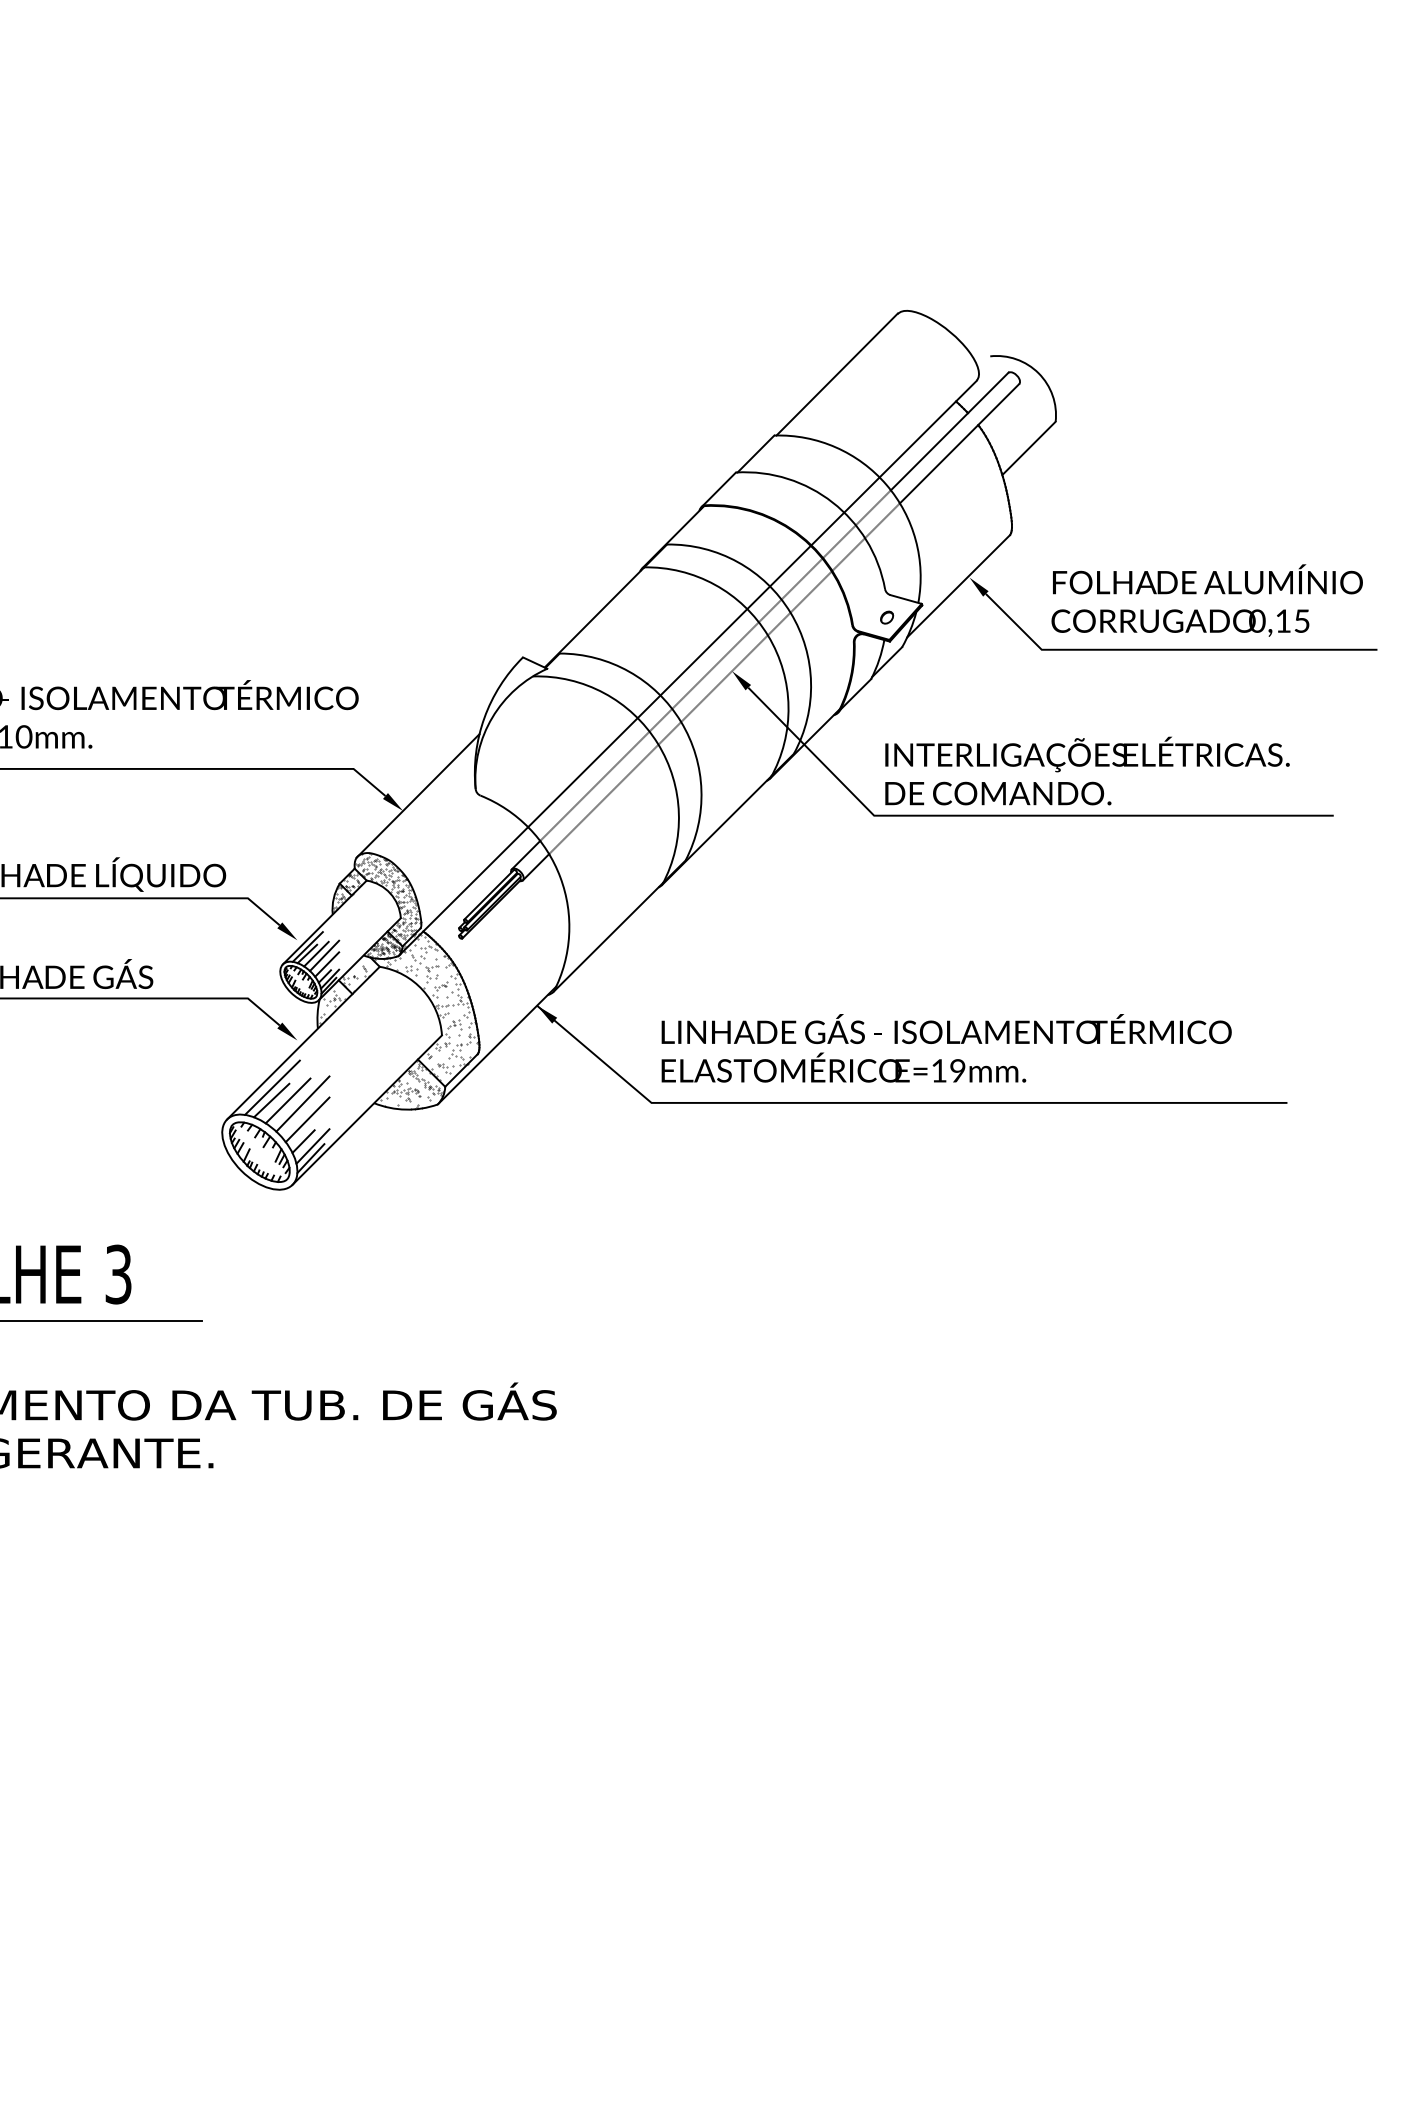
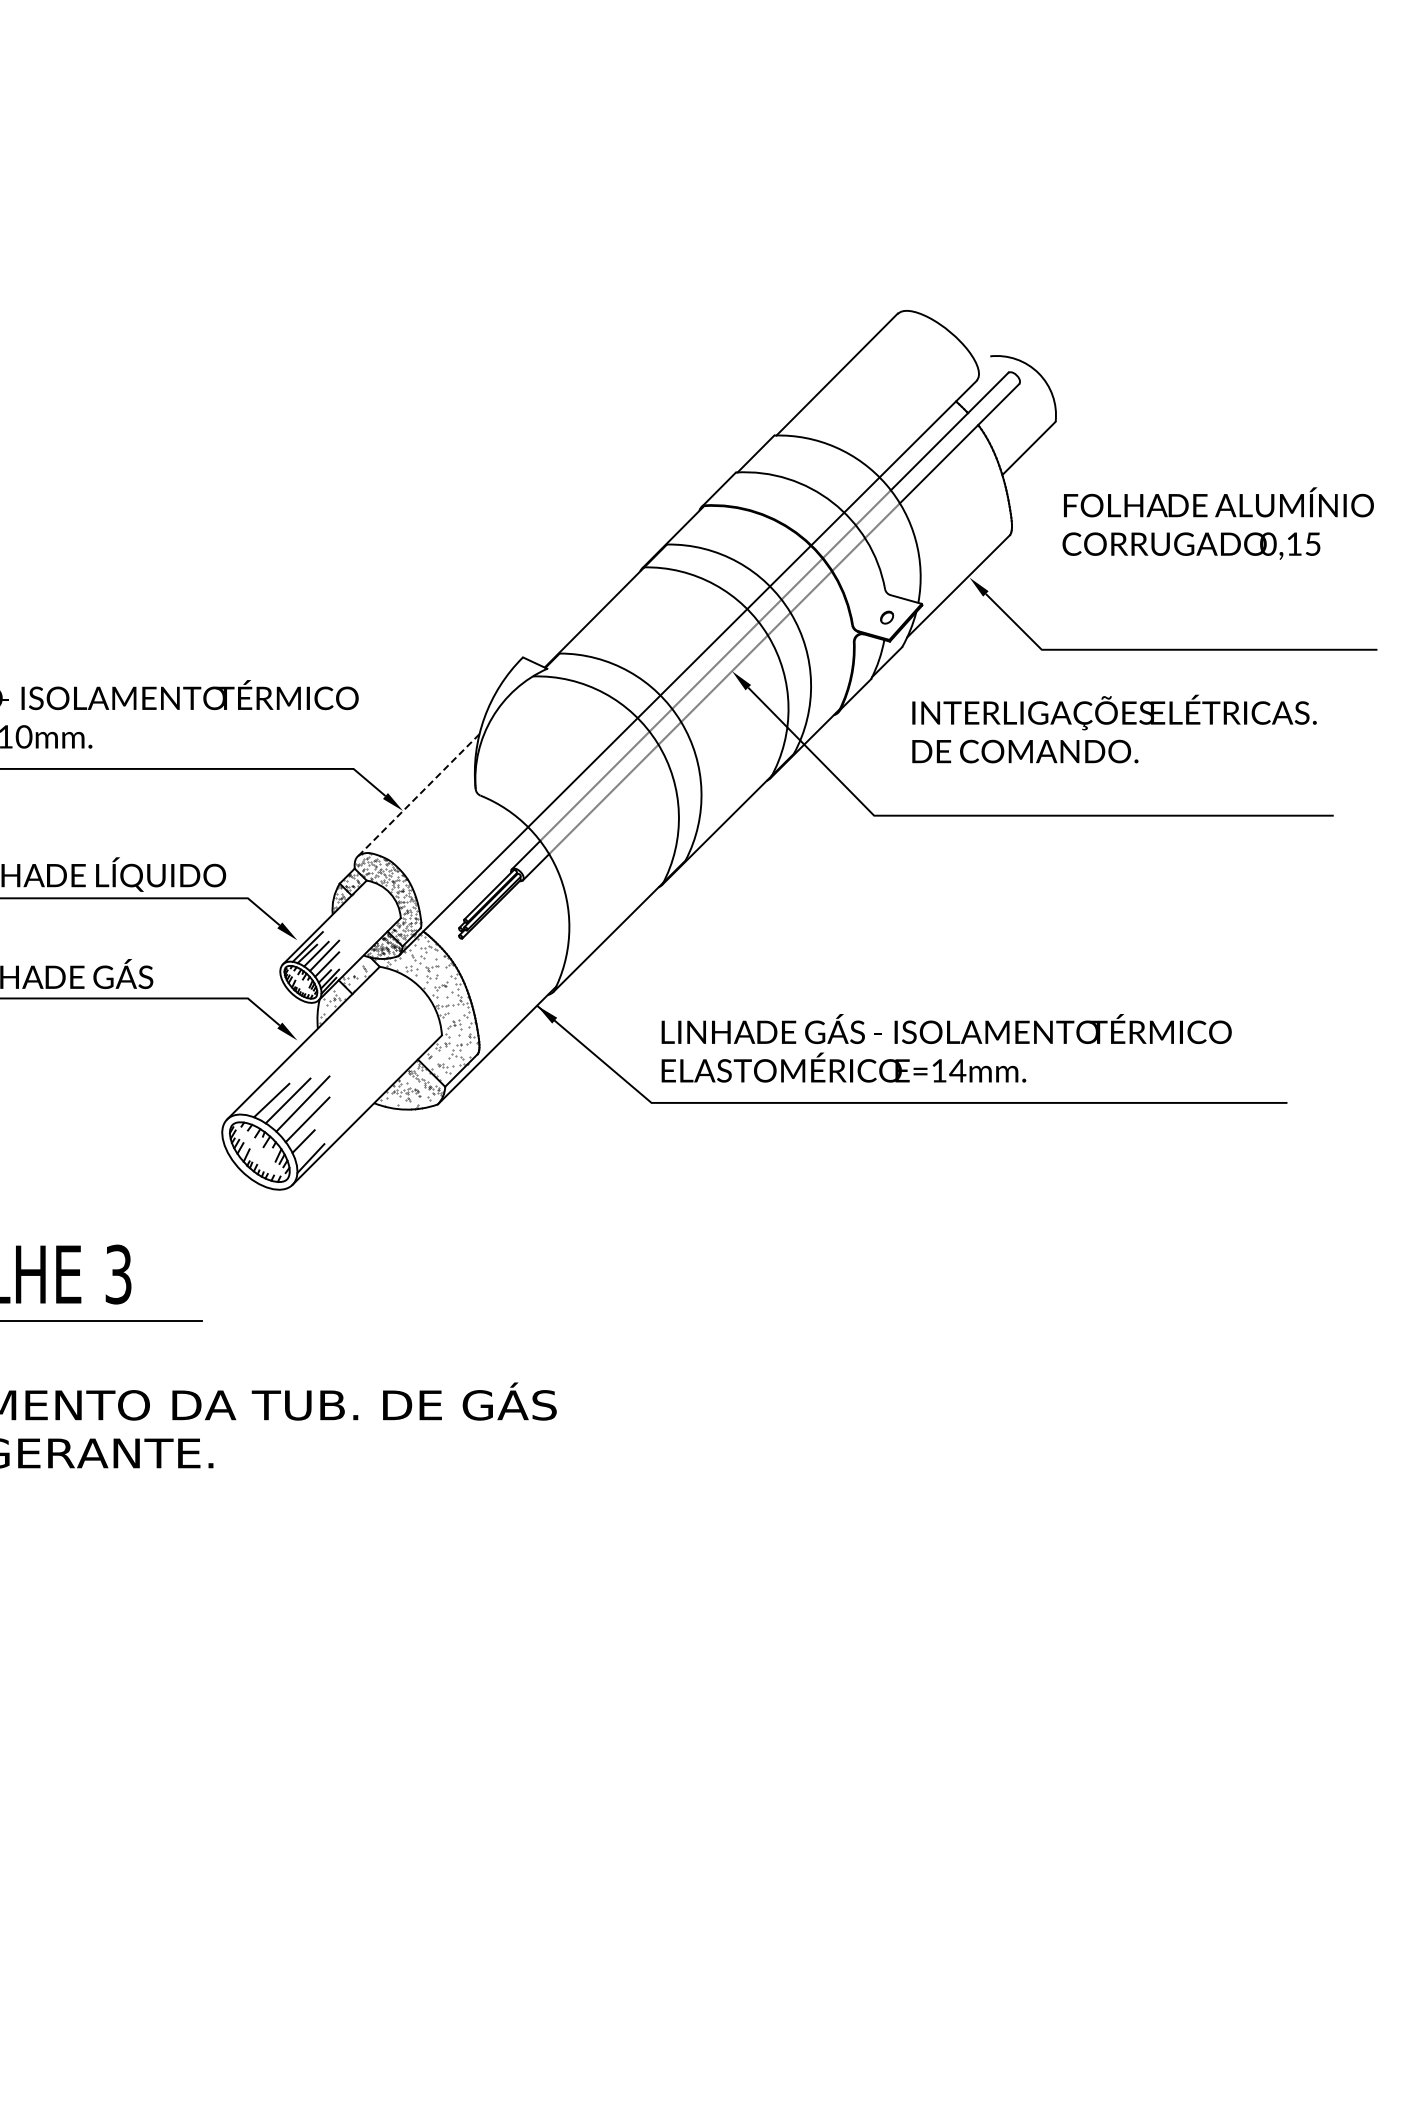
text position: (1206, 600) -> (1217, 523) (1217, 523)
text position: (1087, 770) -> (1114, 728) (1114, 728)
line: solid -> dashed (417, 796)
text: E=19mm. -> E=14mm. (957, 1070)
line: present -> none (272, 1087)
line: present -> none (312, 1146)
